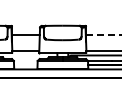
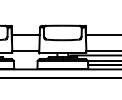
line: dashed -> solid (104, 34)
